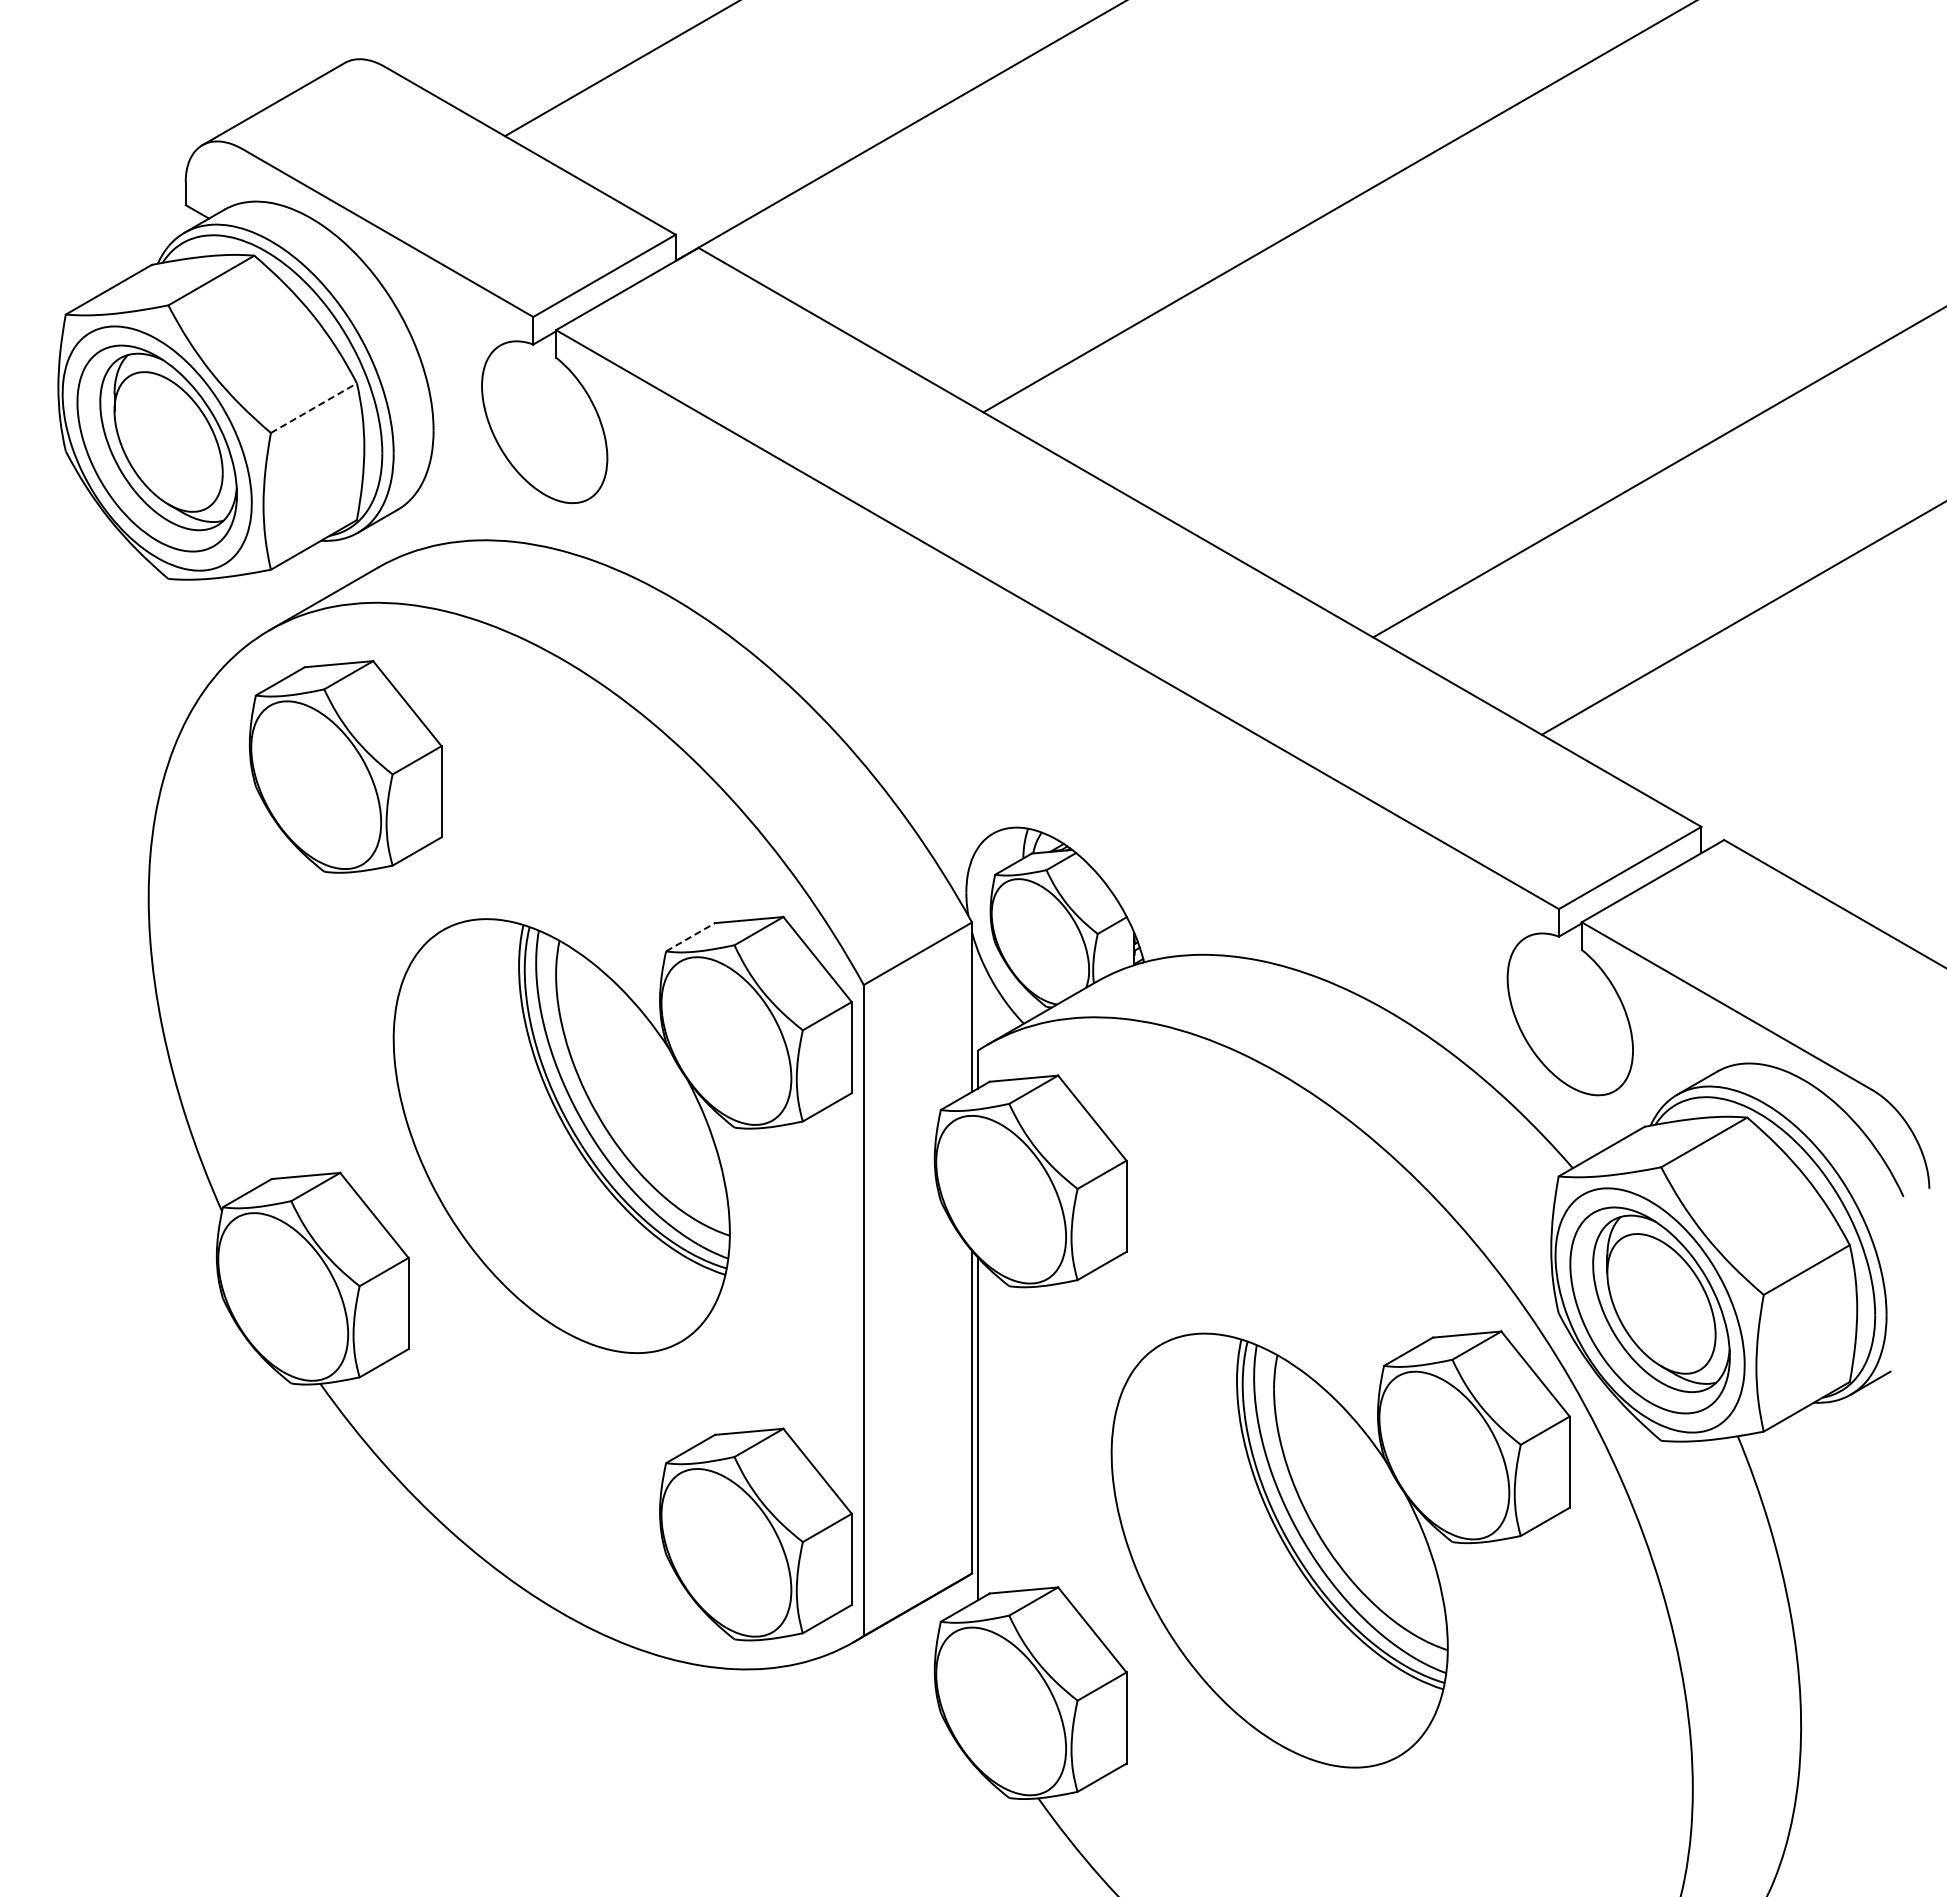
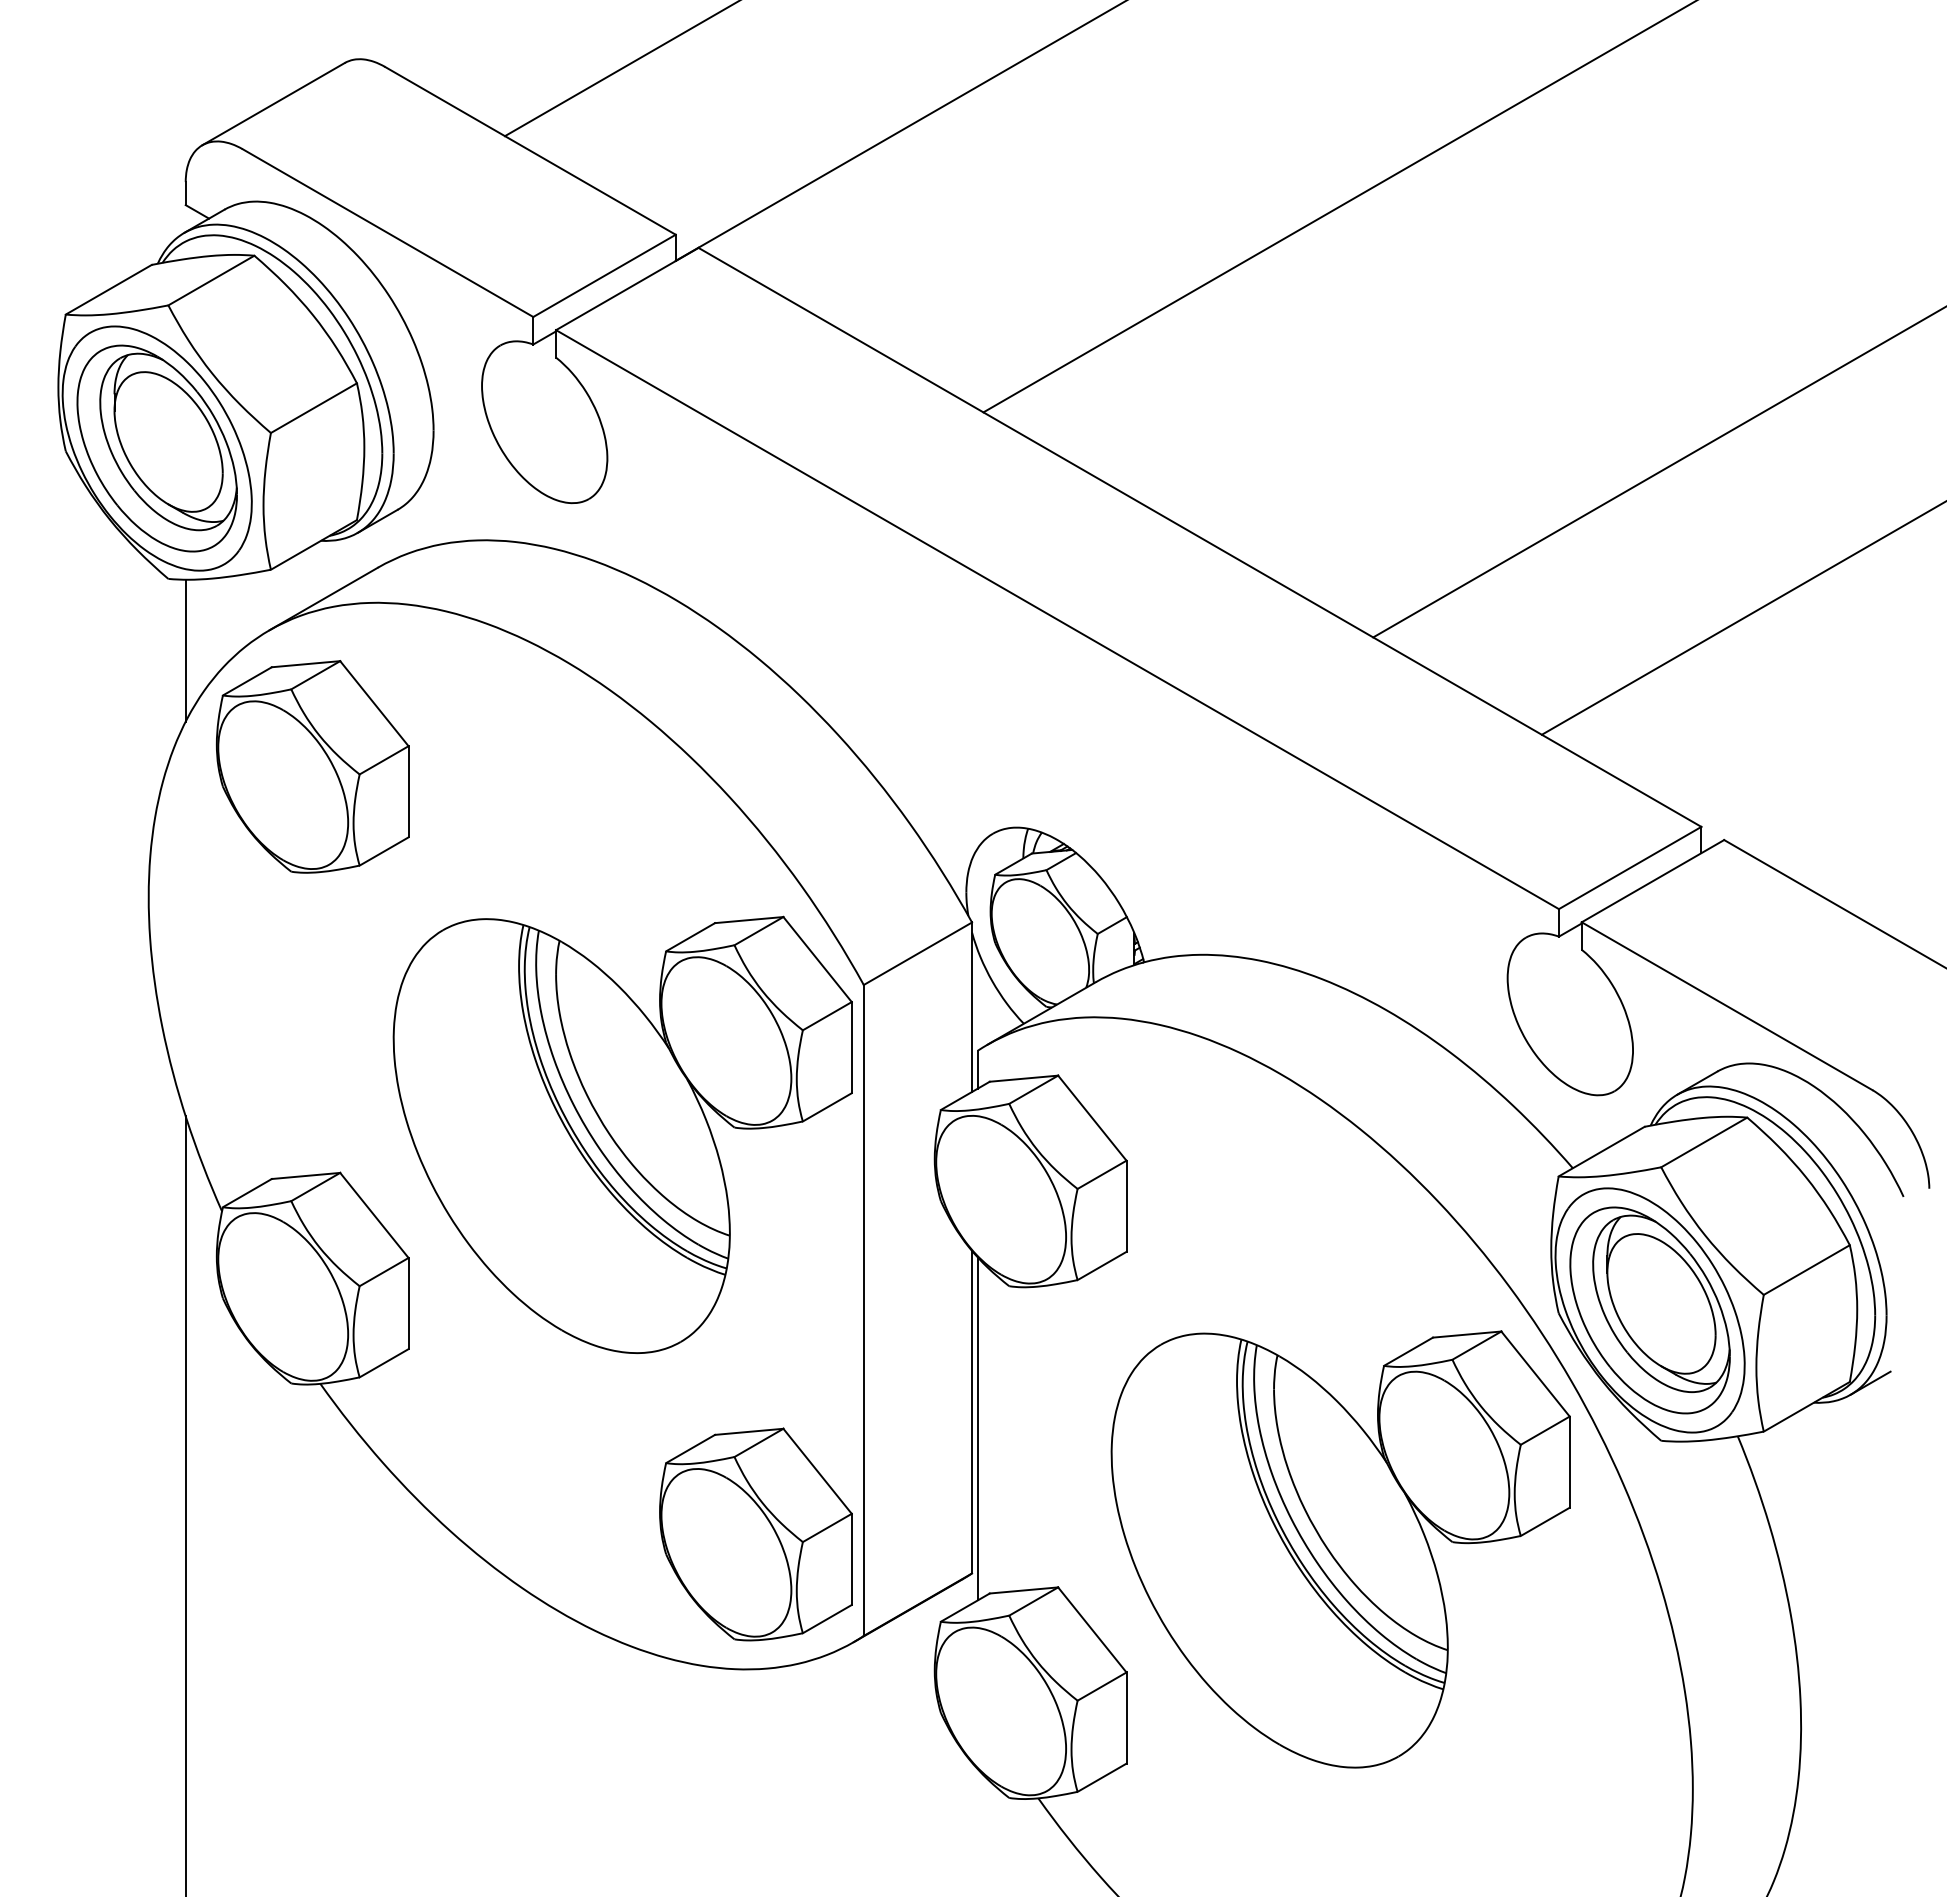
line: dashed -> solid (313, 408)
line: none -> present (185, 650)
part position: (345, 766) -> (312, 766) (312, 766)
line: dashed -> solid (691, 937)
line: none -> present (185, 1504)
